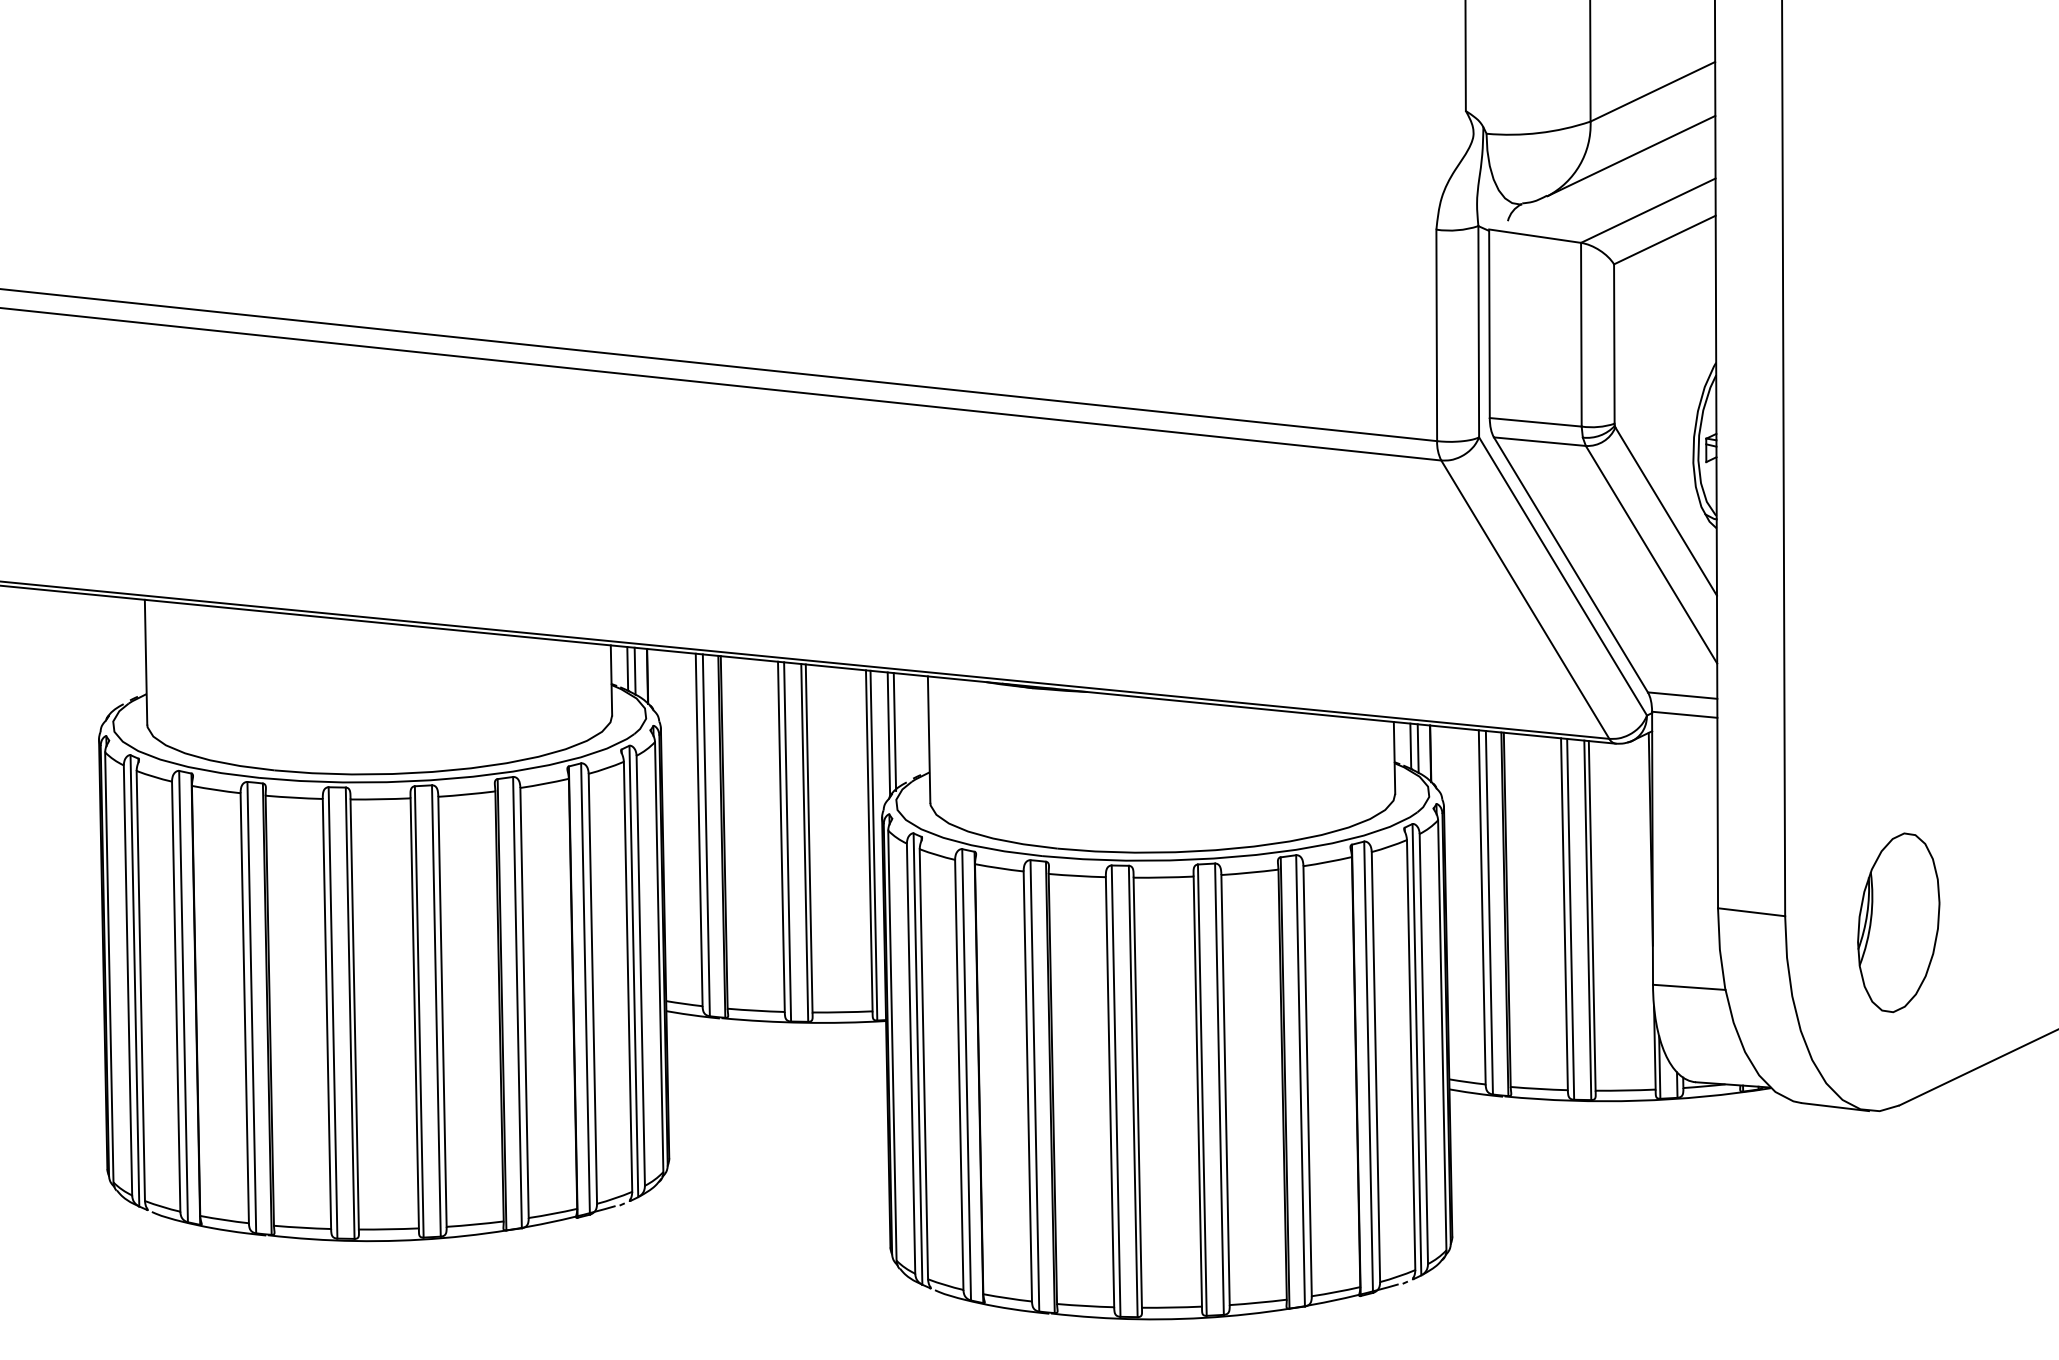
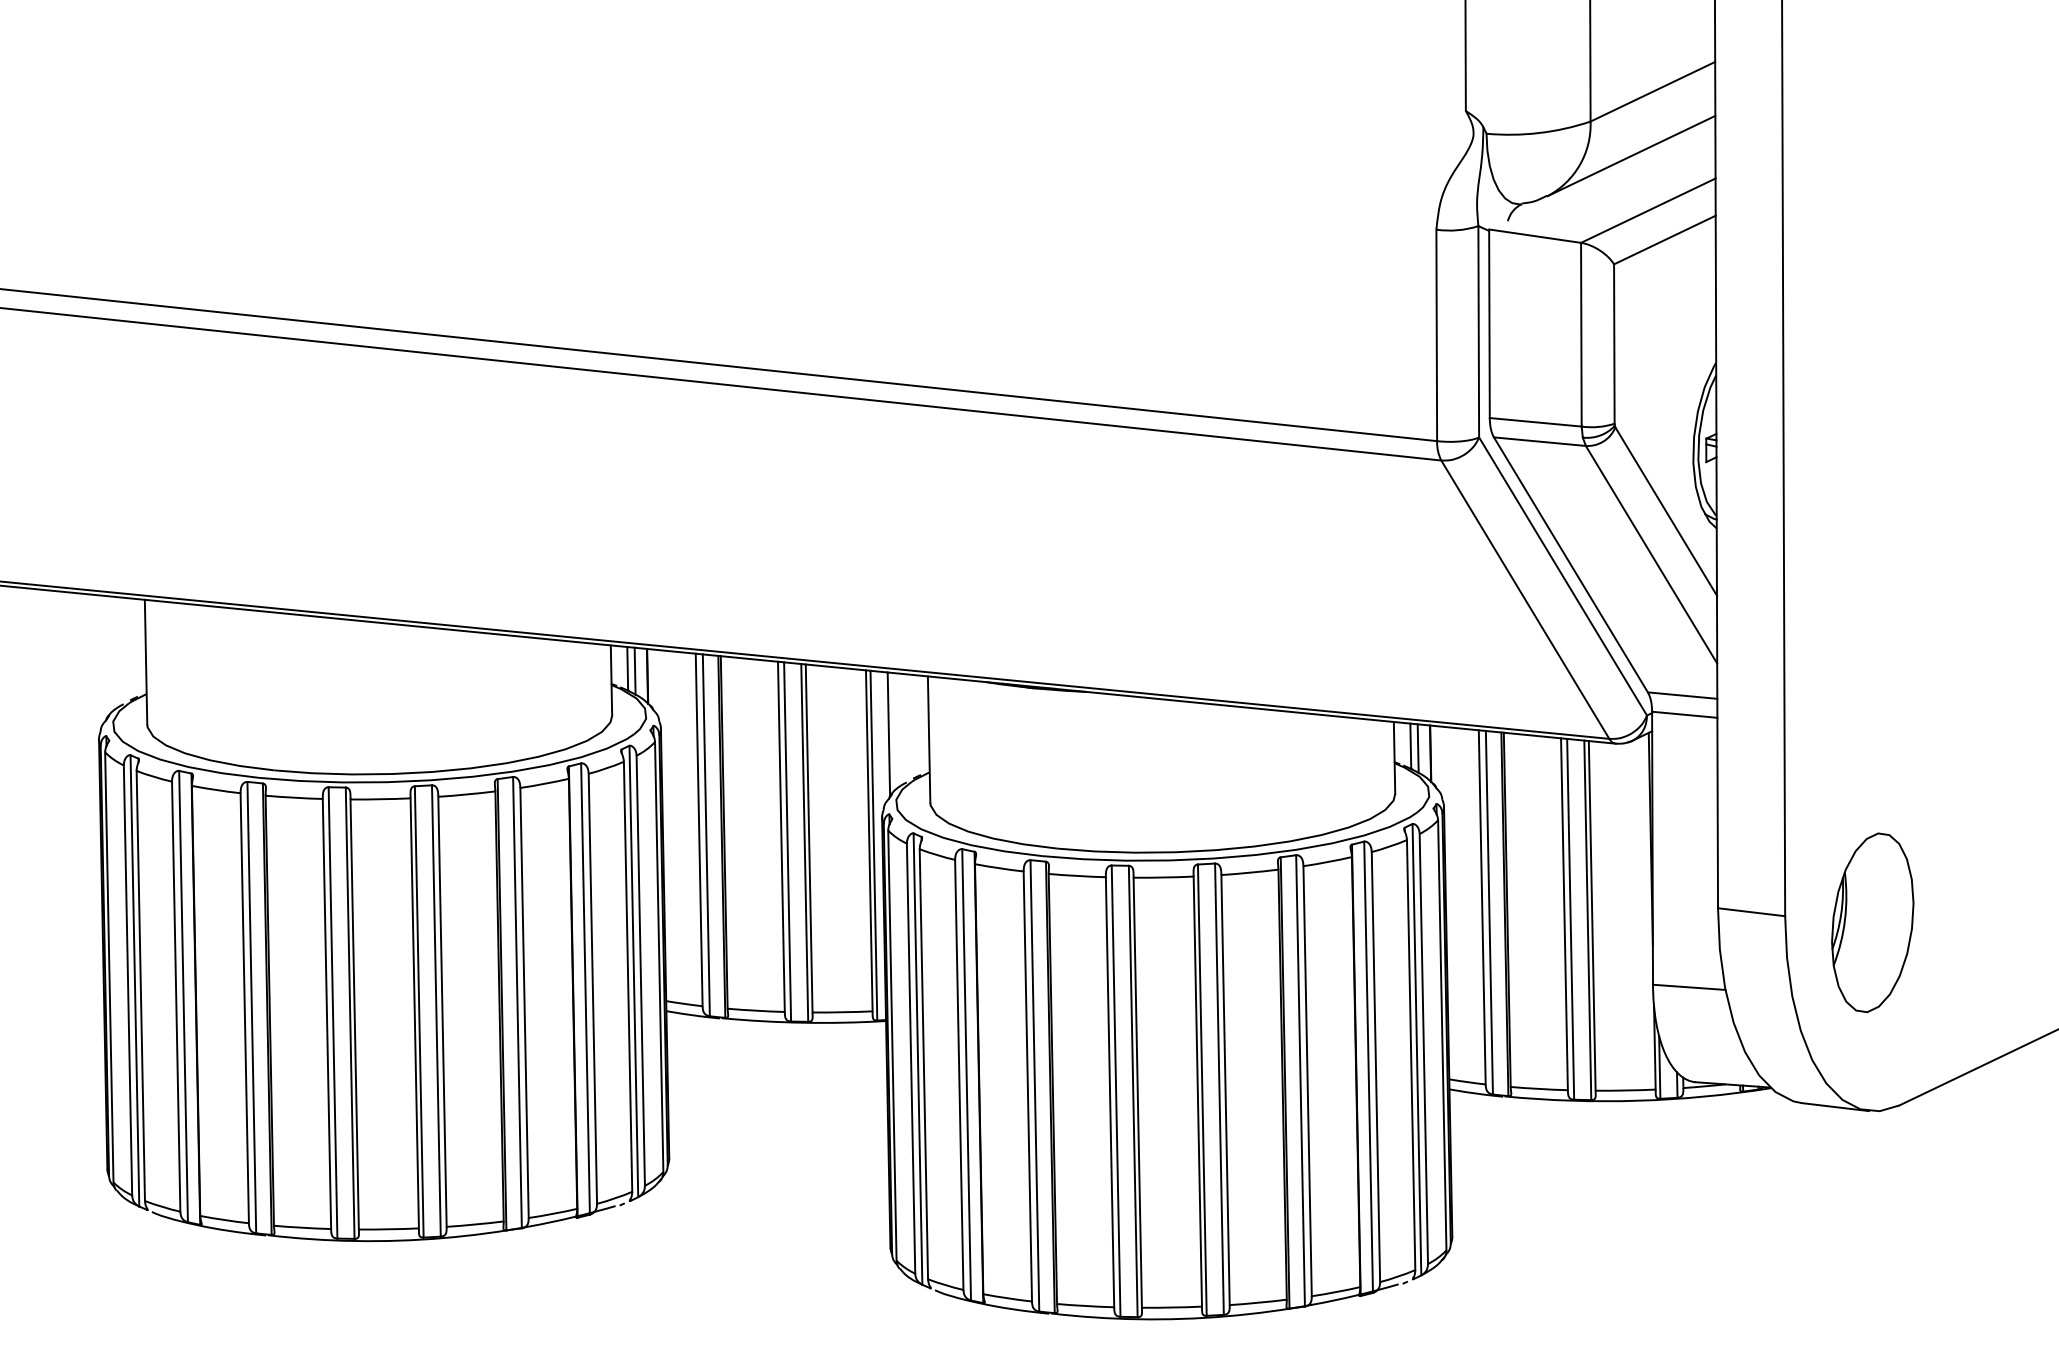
line: present -> none (894, 731)
part position: (1898, 922) -> (1872, 922) (1872, 922)
